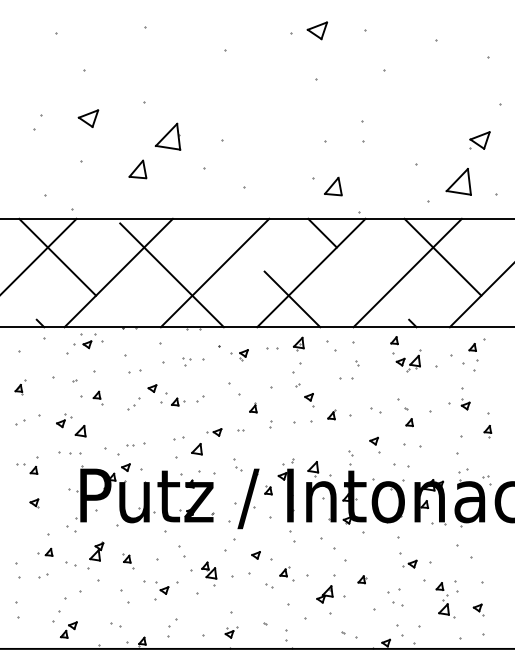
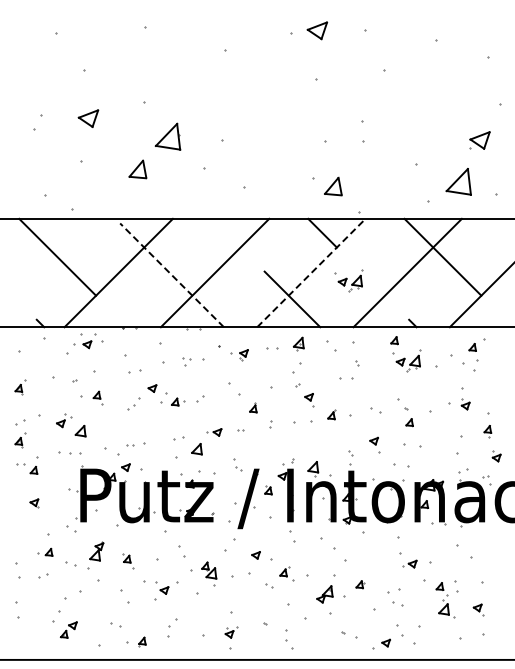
line: present -> none (39, 255)
line: solid -> dashed (311, 273)
line: solid -> dashed (171, 274)
part: none -> present (348, 280)
part: none -> present (20, 440)
part: none -> present (496, 456)
part position: (362, 579) -> (360, 584) (360, 584)
line position: (256, 648) -> (256, 659) (256, 659)
